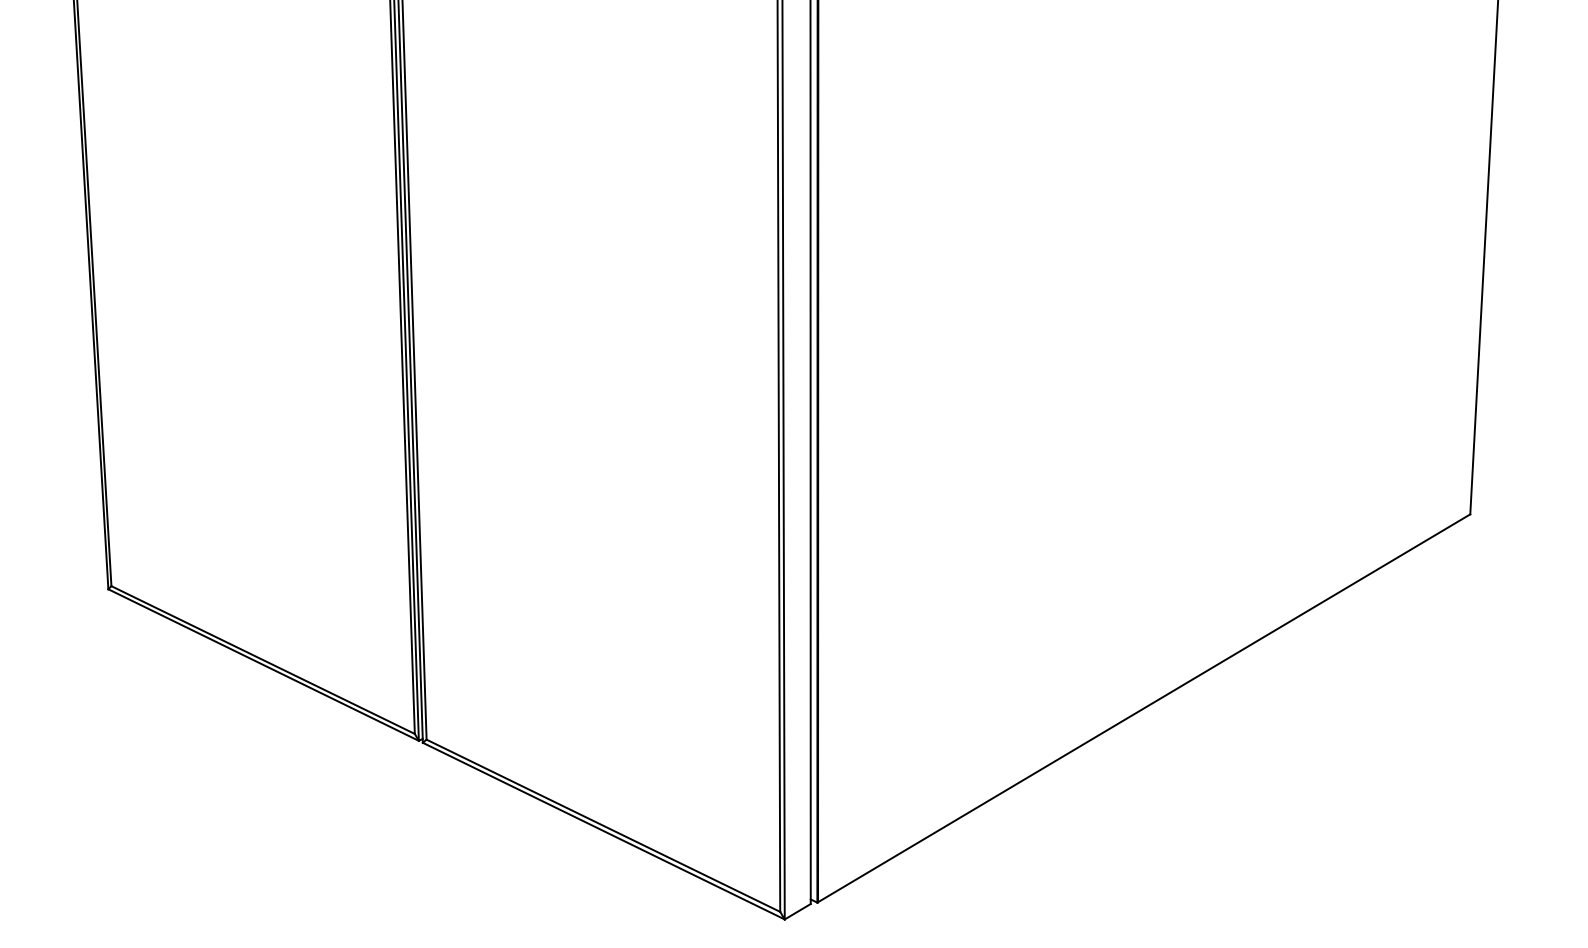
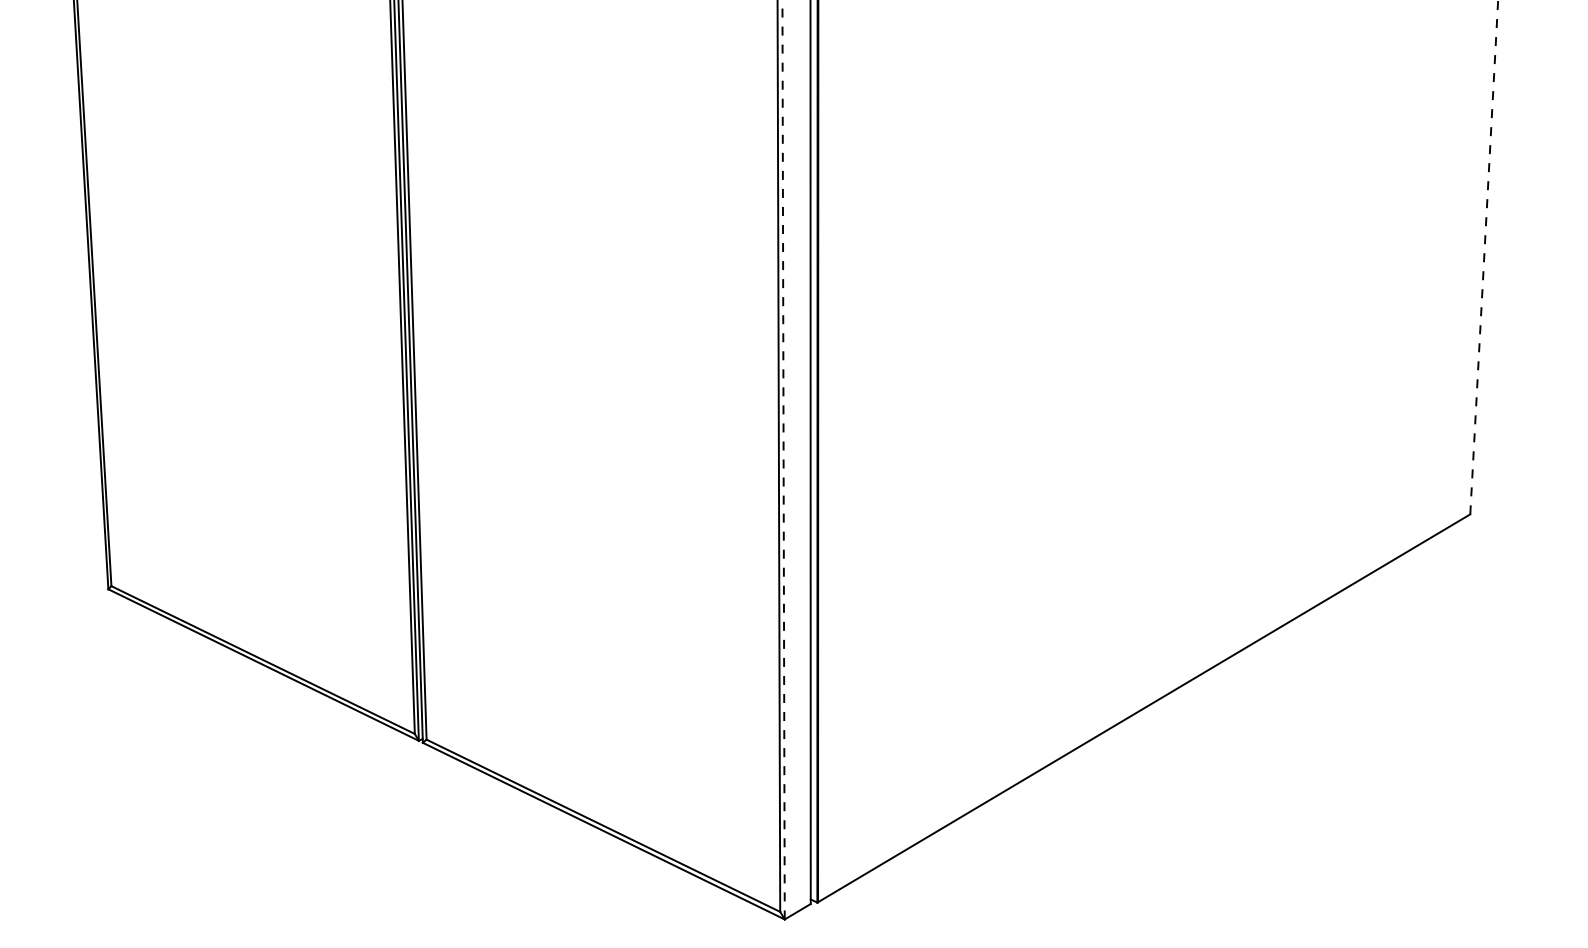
line: solid -> dashed (1484, 256)
line: solid -> dashed (783, 459)
